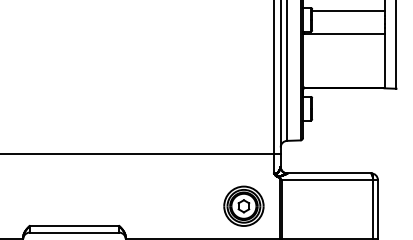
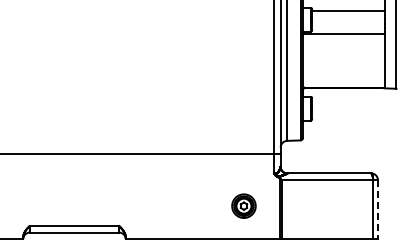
part size: 42x42 px -> 26x26 px (243, 205)
line: solid -> dashed (377, 209)
